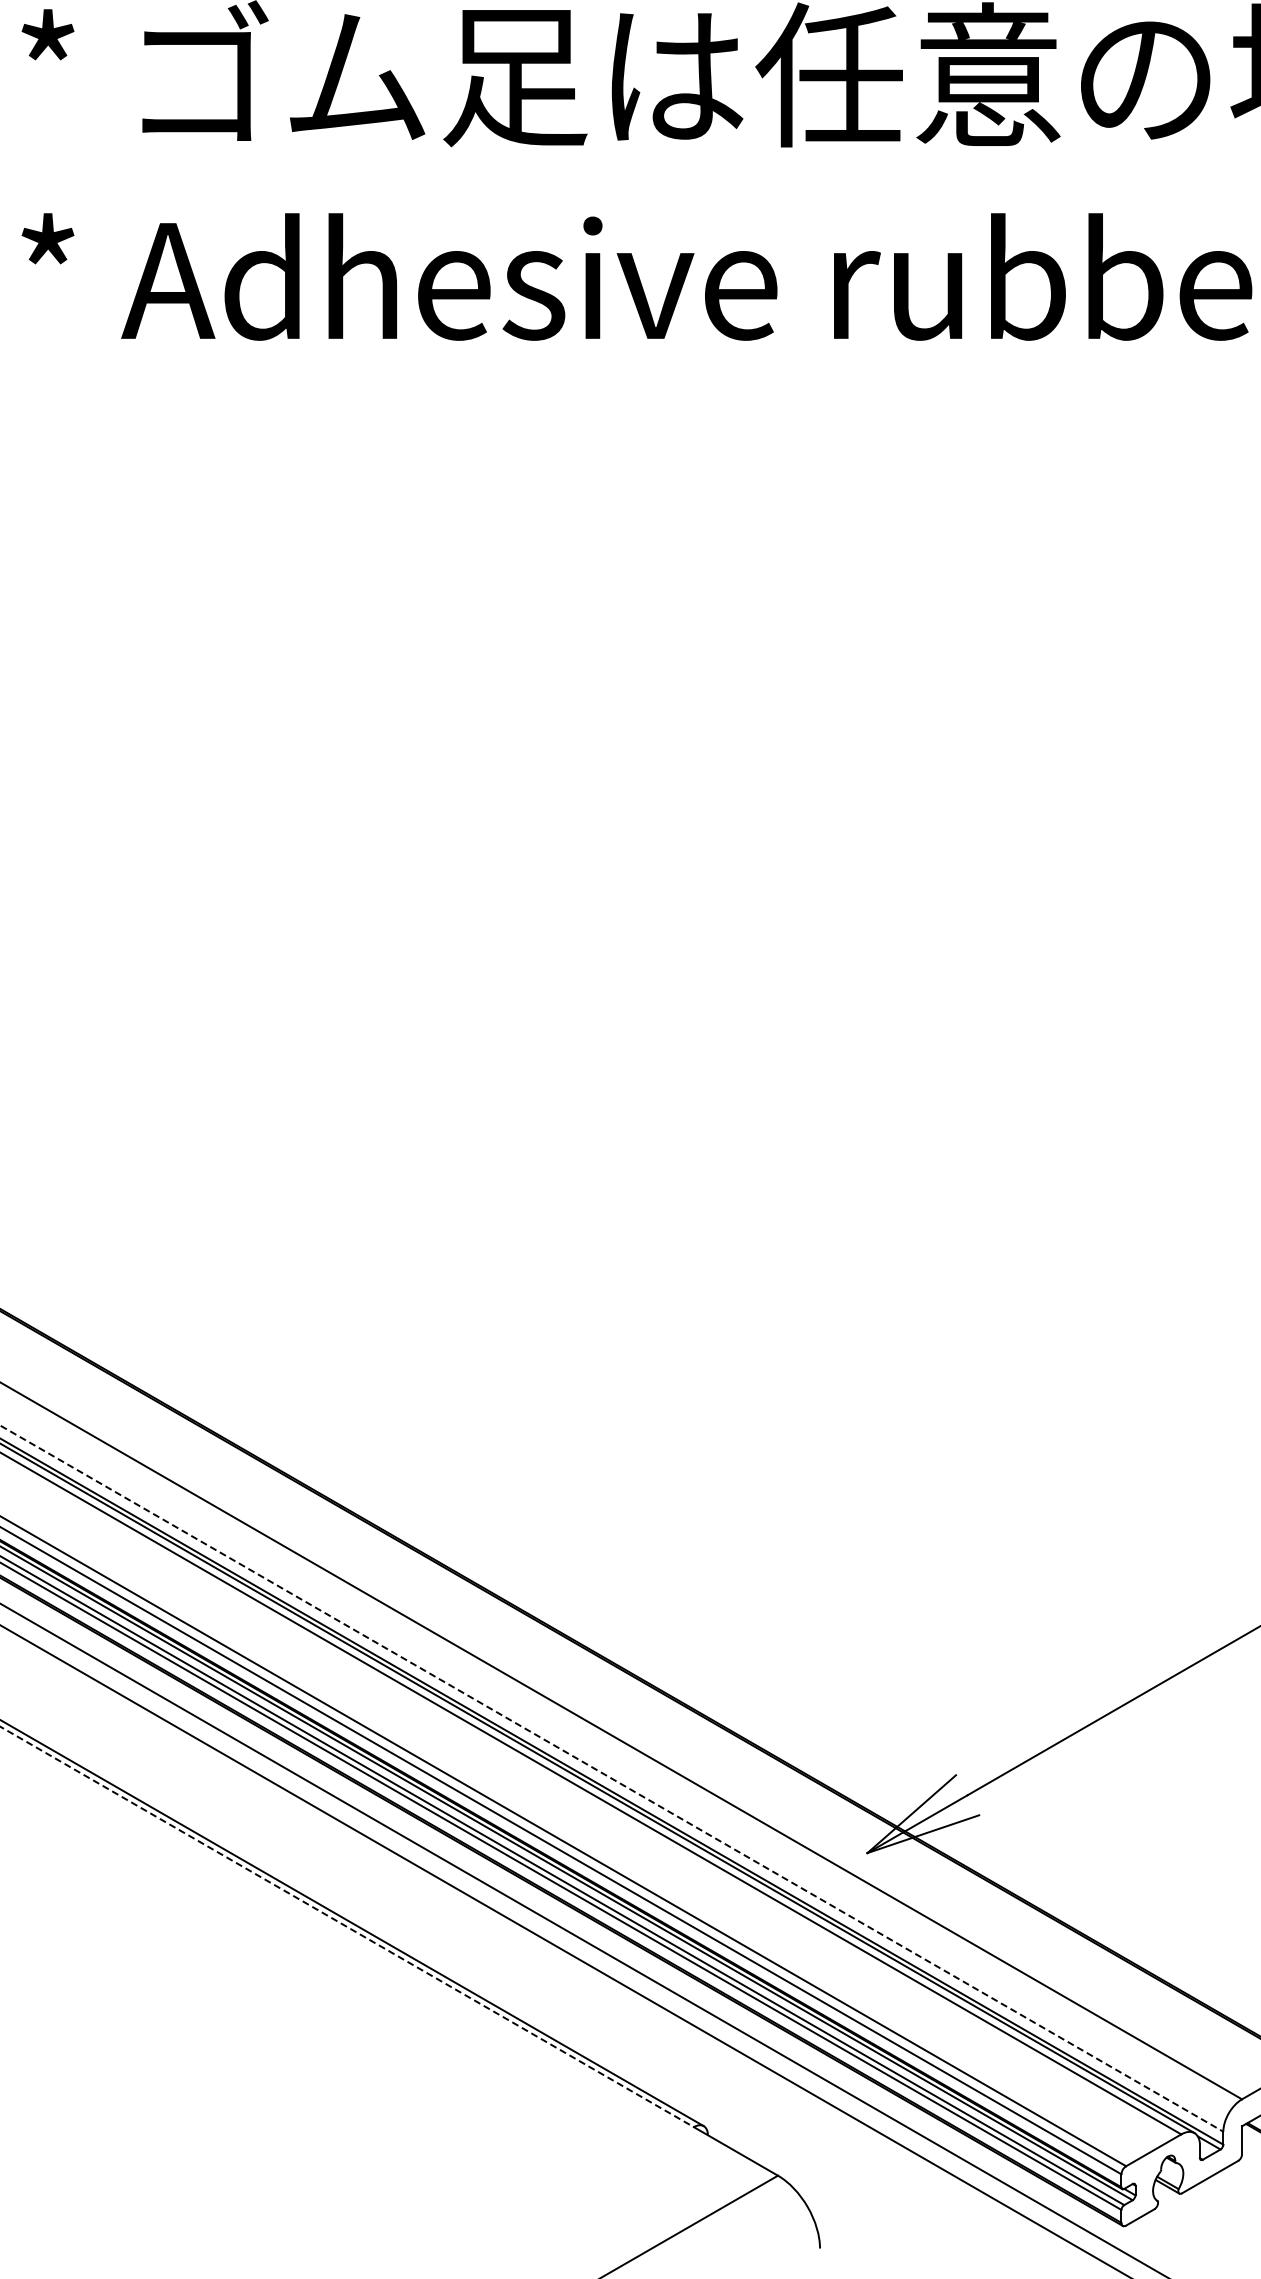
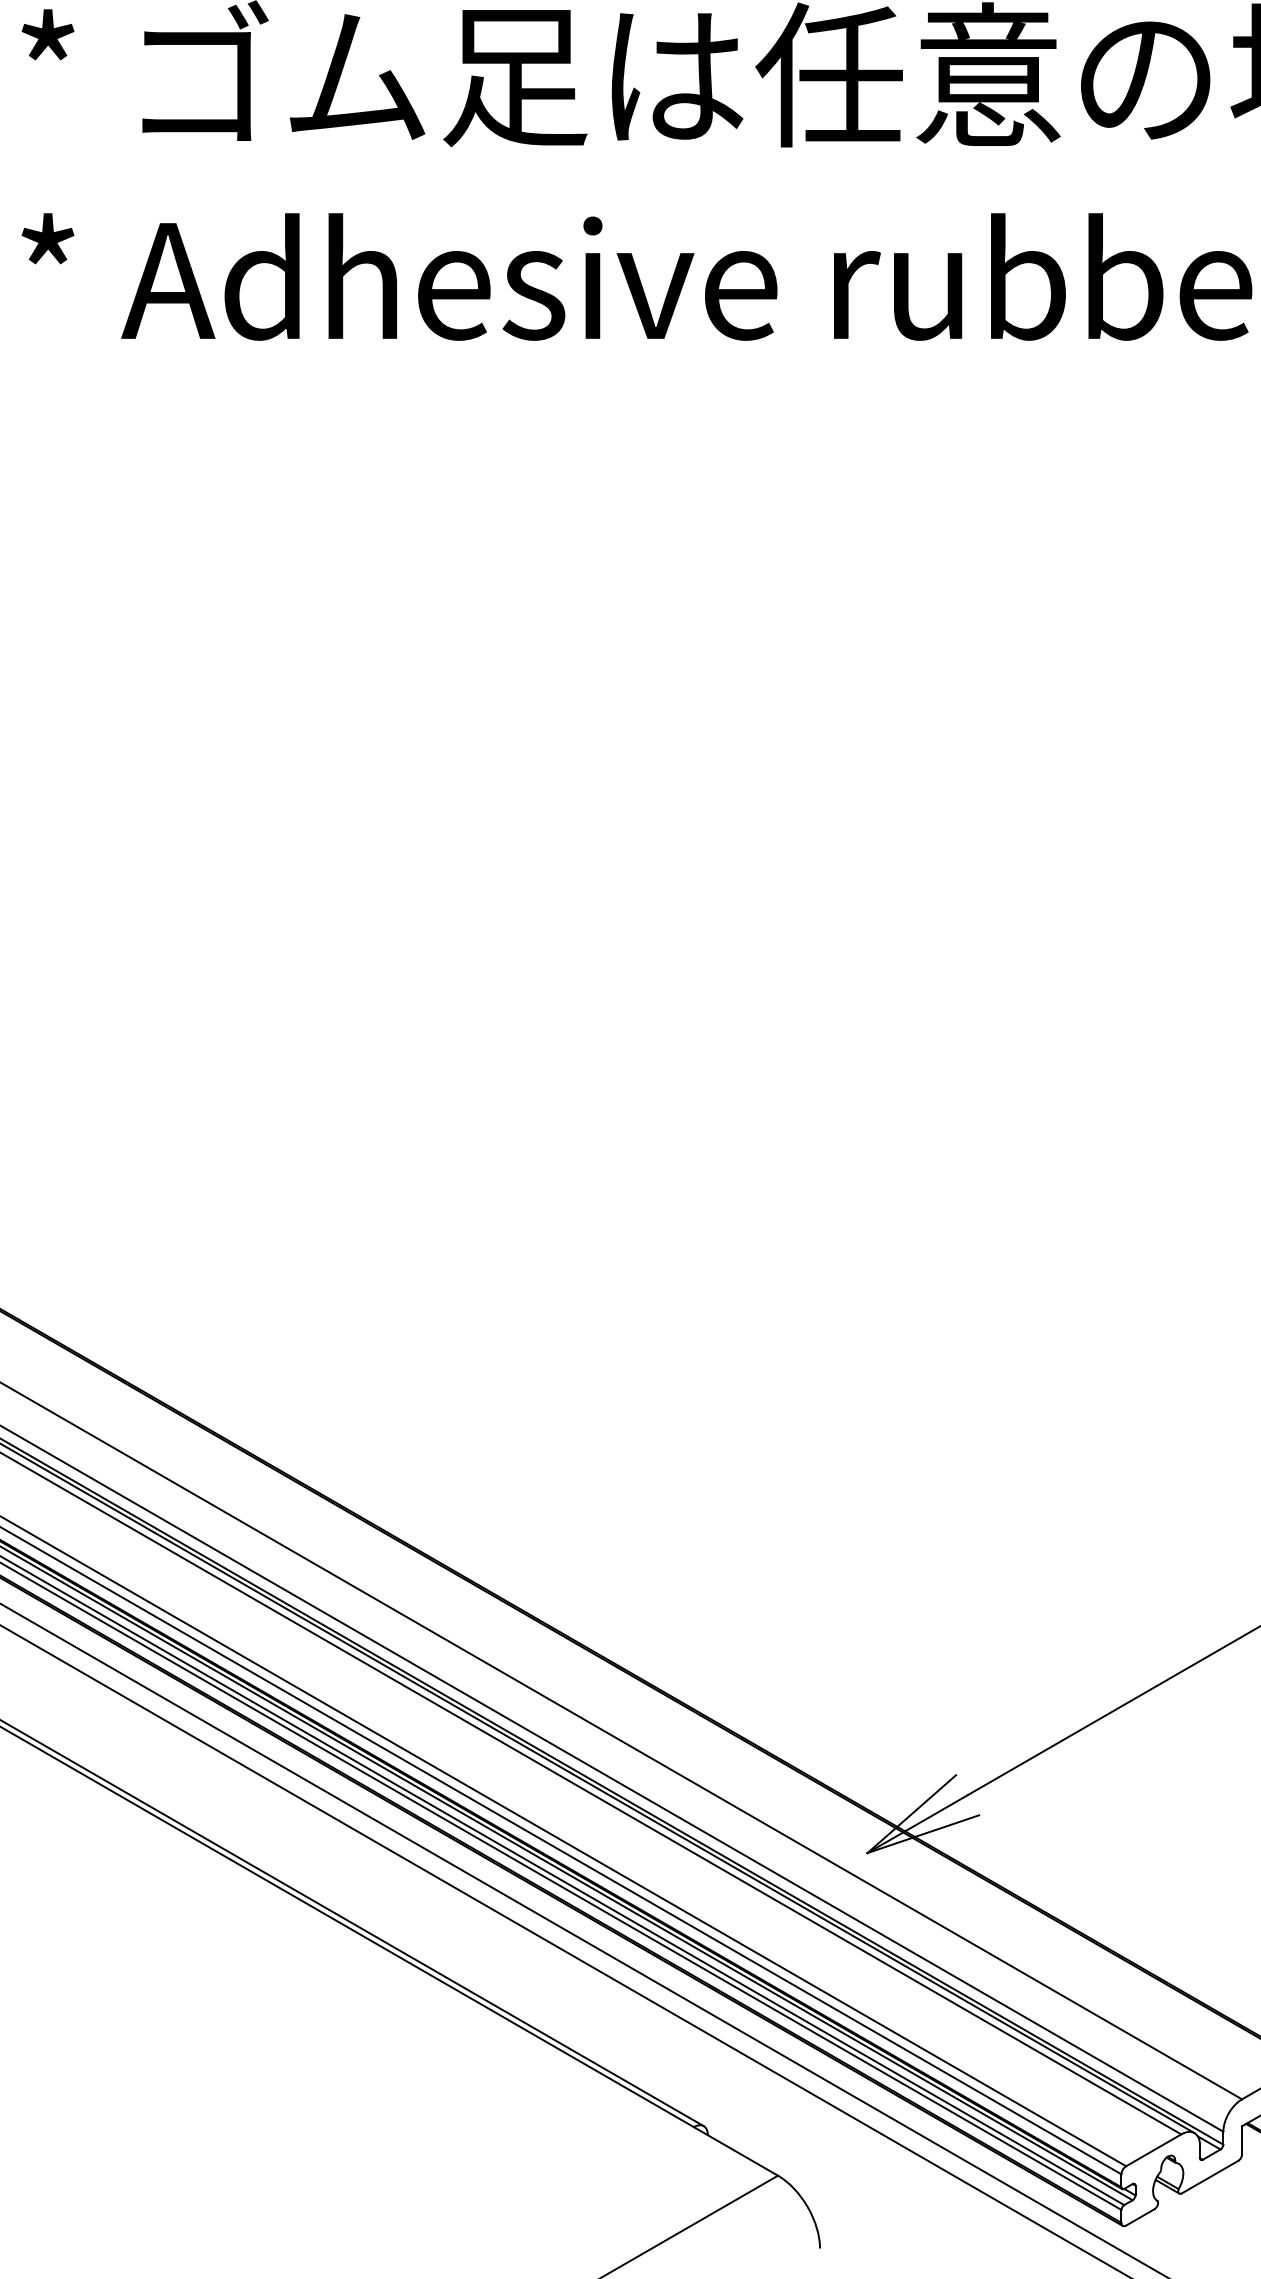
line: dashed -> solid (612, 1778)
line: dashed -> solid (347, 1927)
